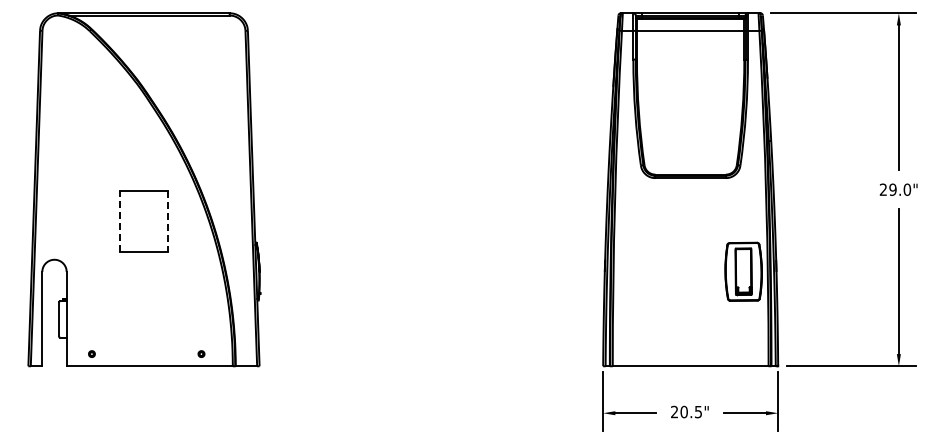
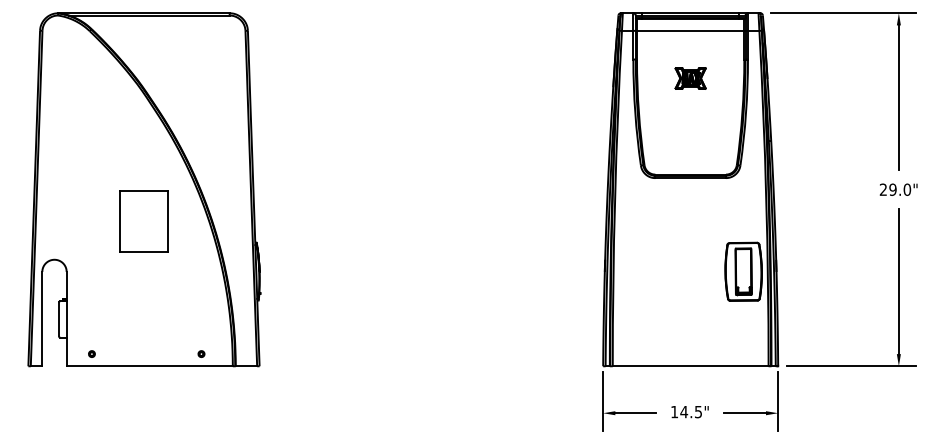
part: none -> present (690, 78)
line: dashed -> solid (119, 220)
line: dashed -> solid (168, 221)
text: 20.5" -> 14.5" (679, 411)
